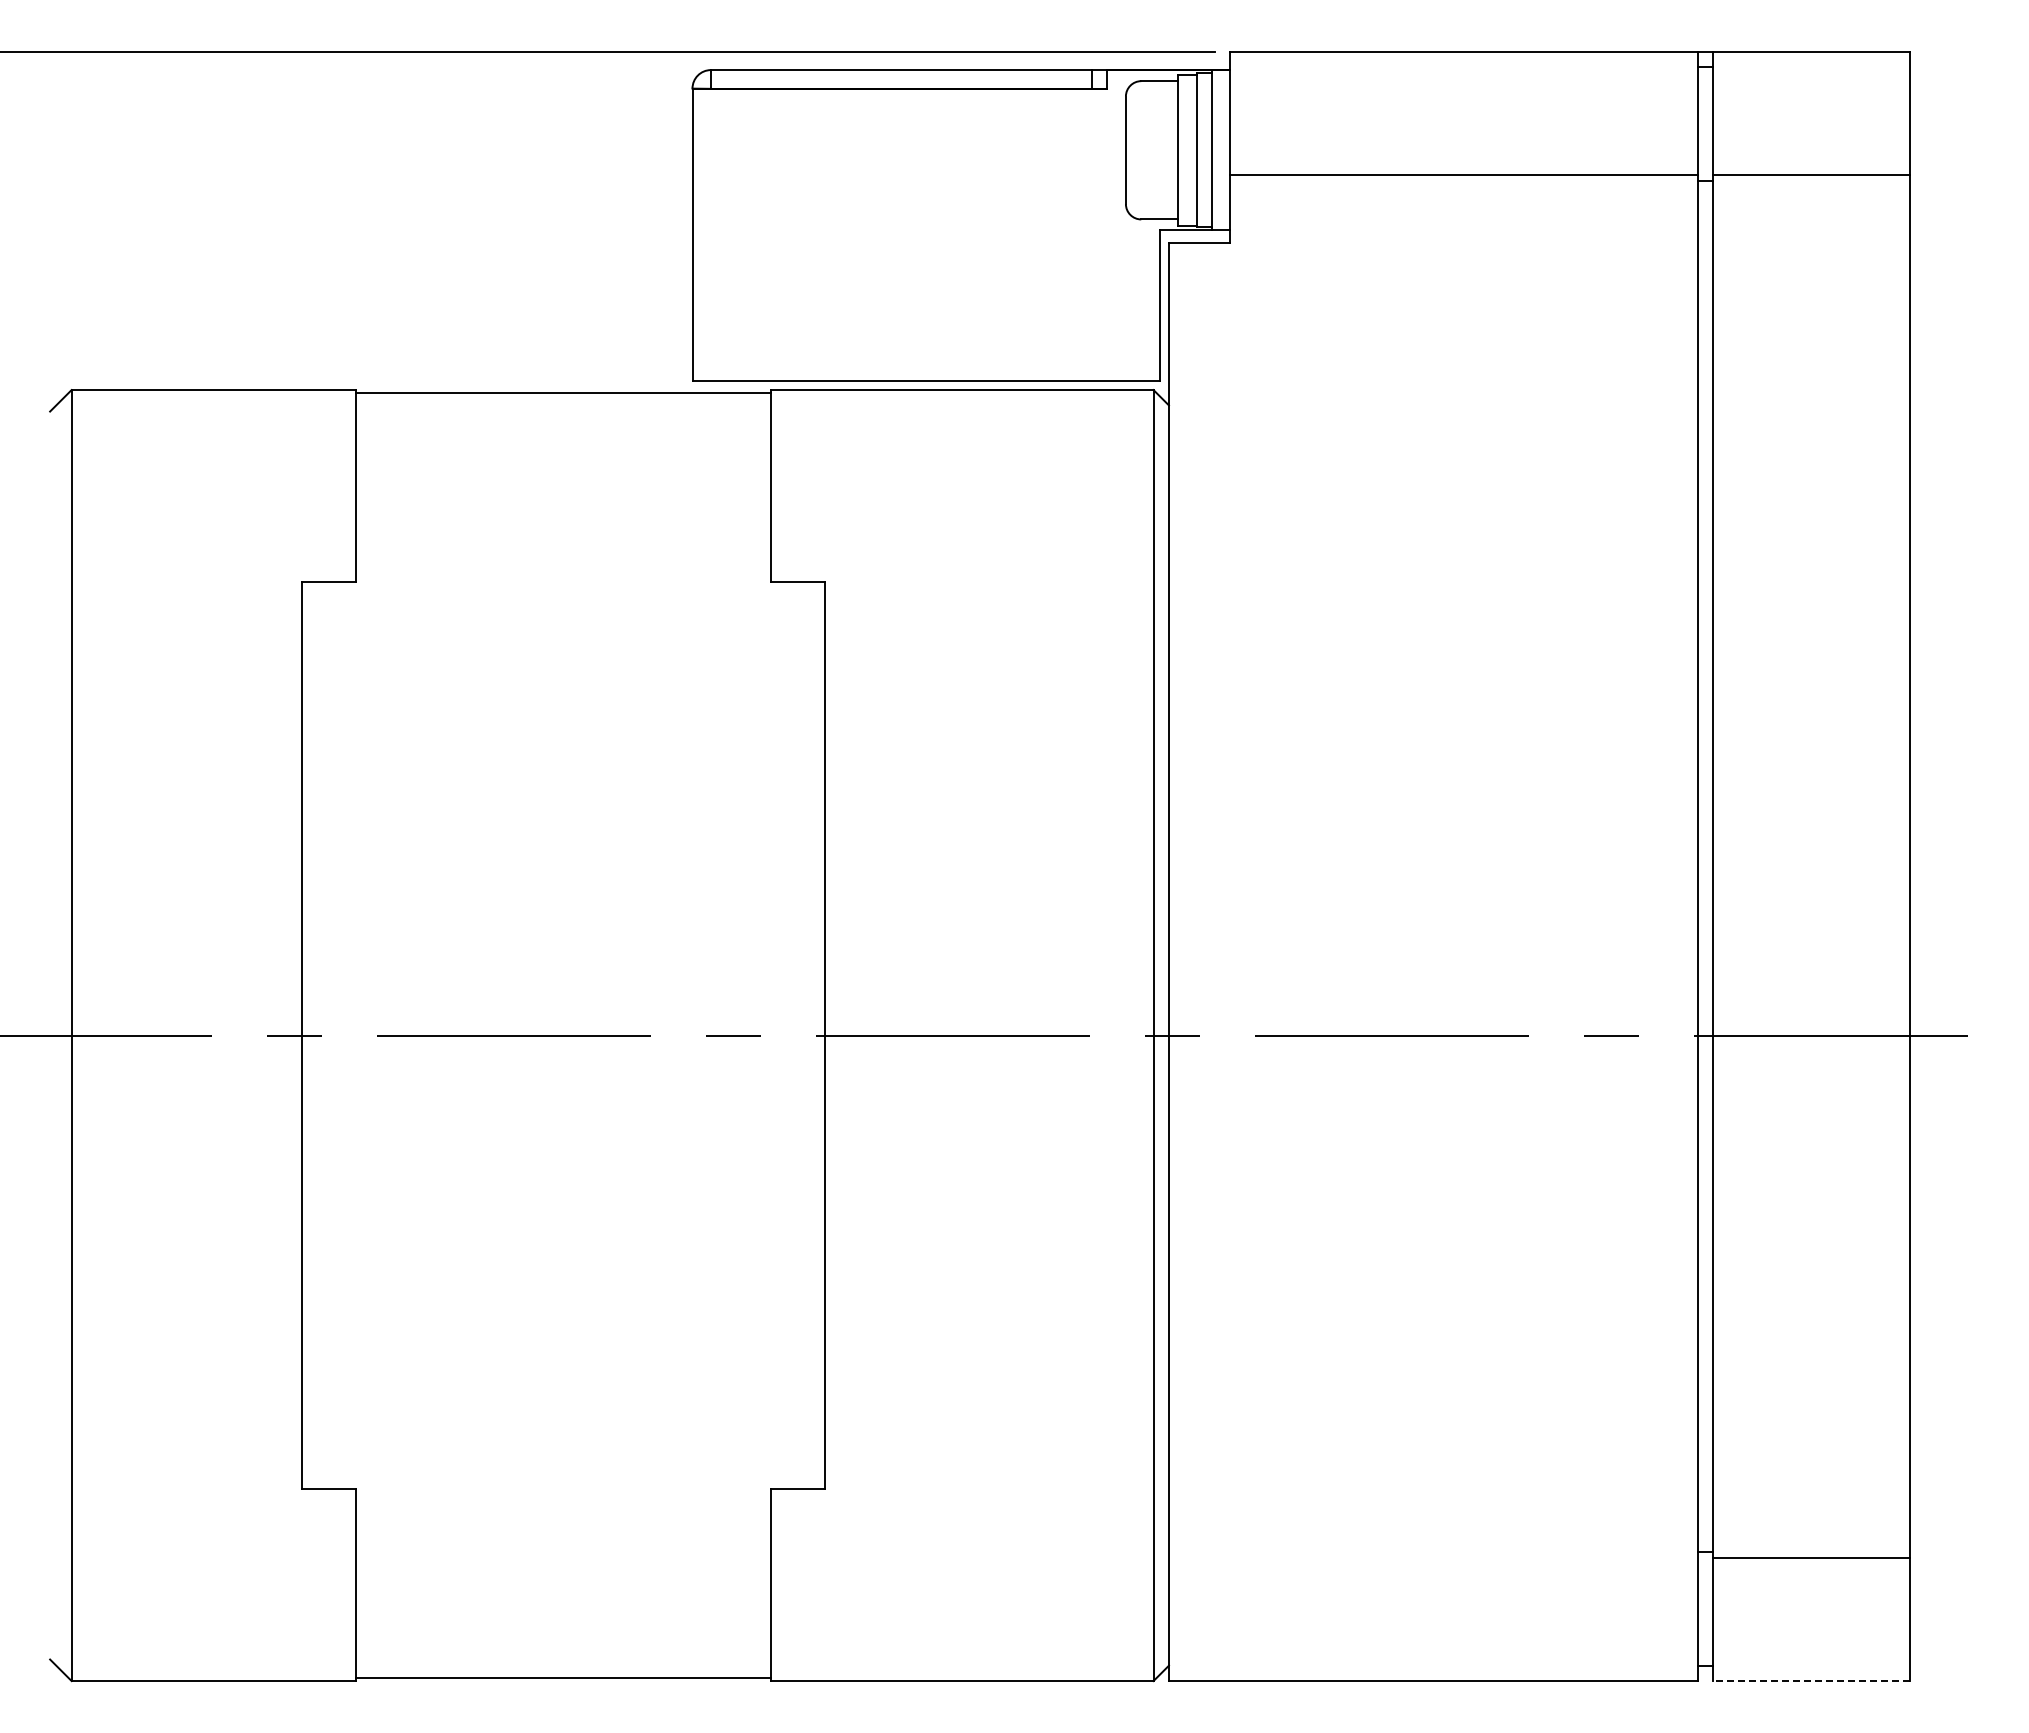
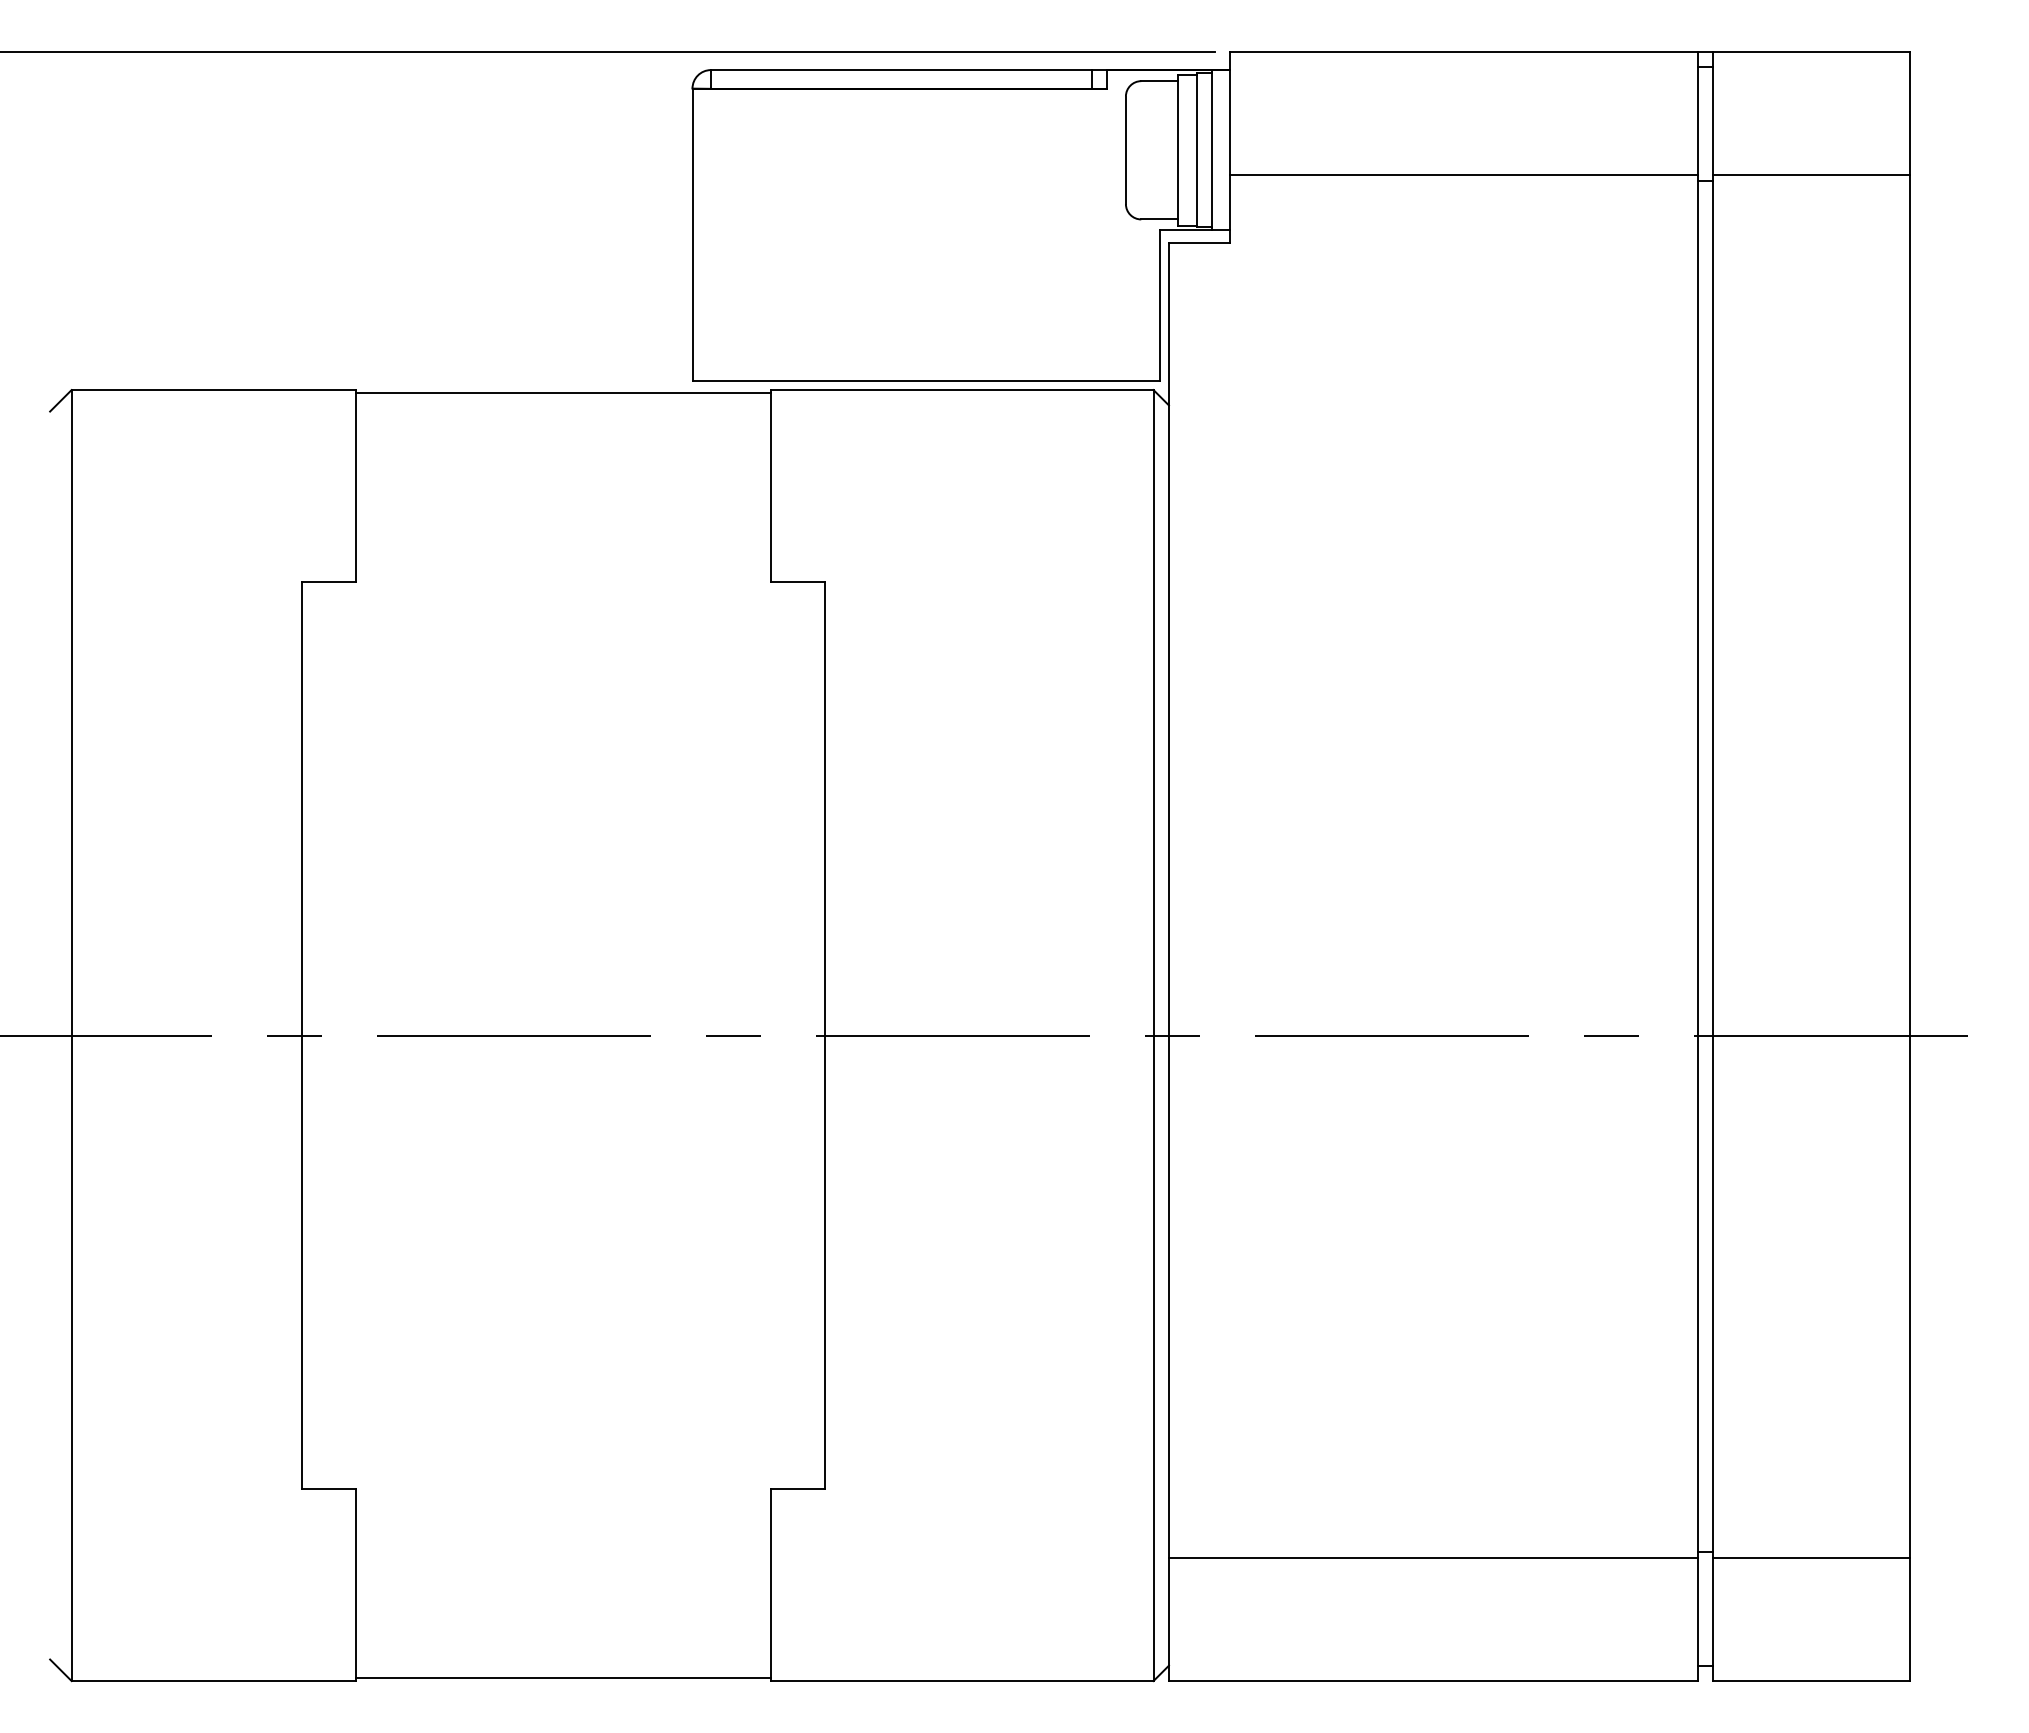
line: none -> present (1432, 1558)
line: dashed -> solid (1810, 1681)
